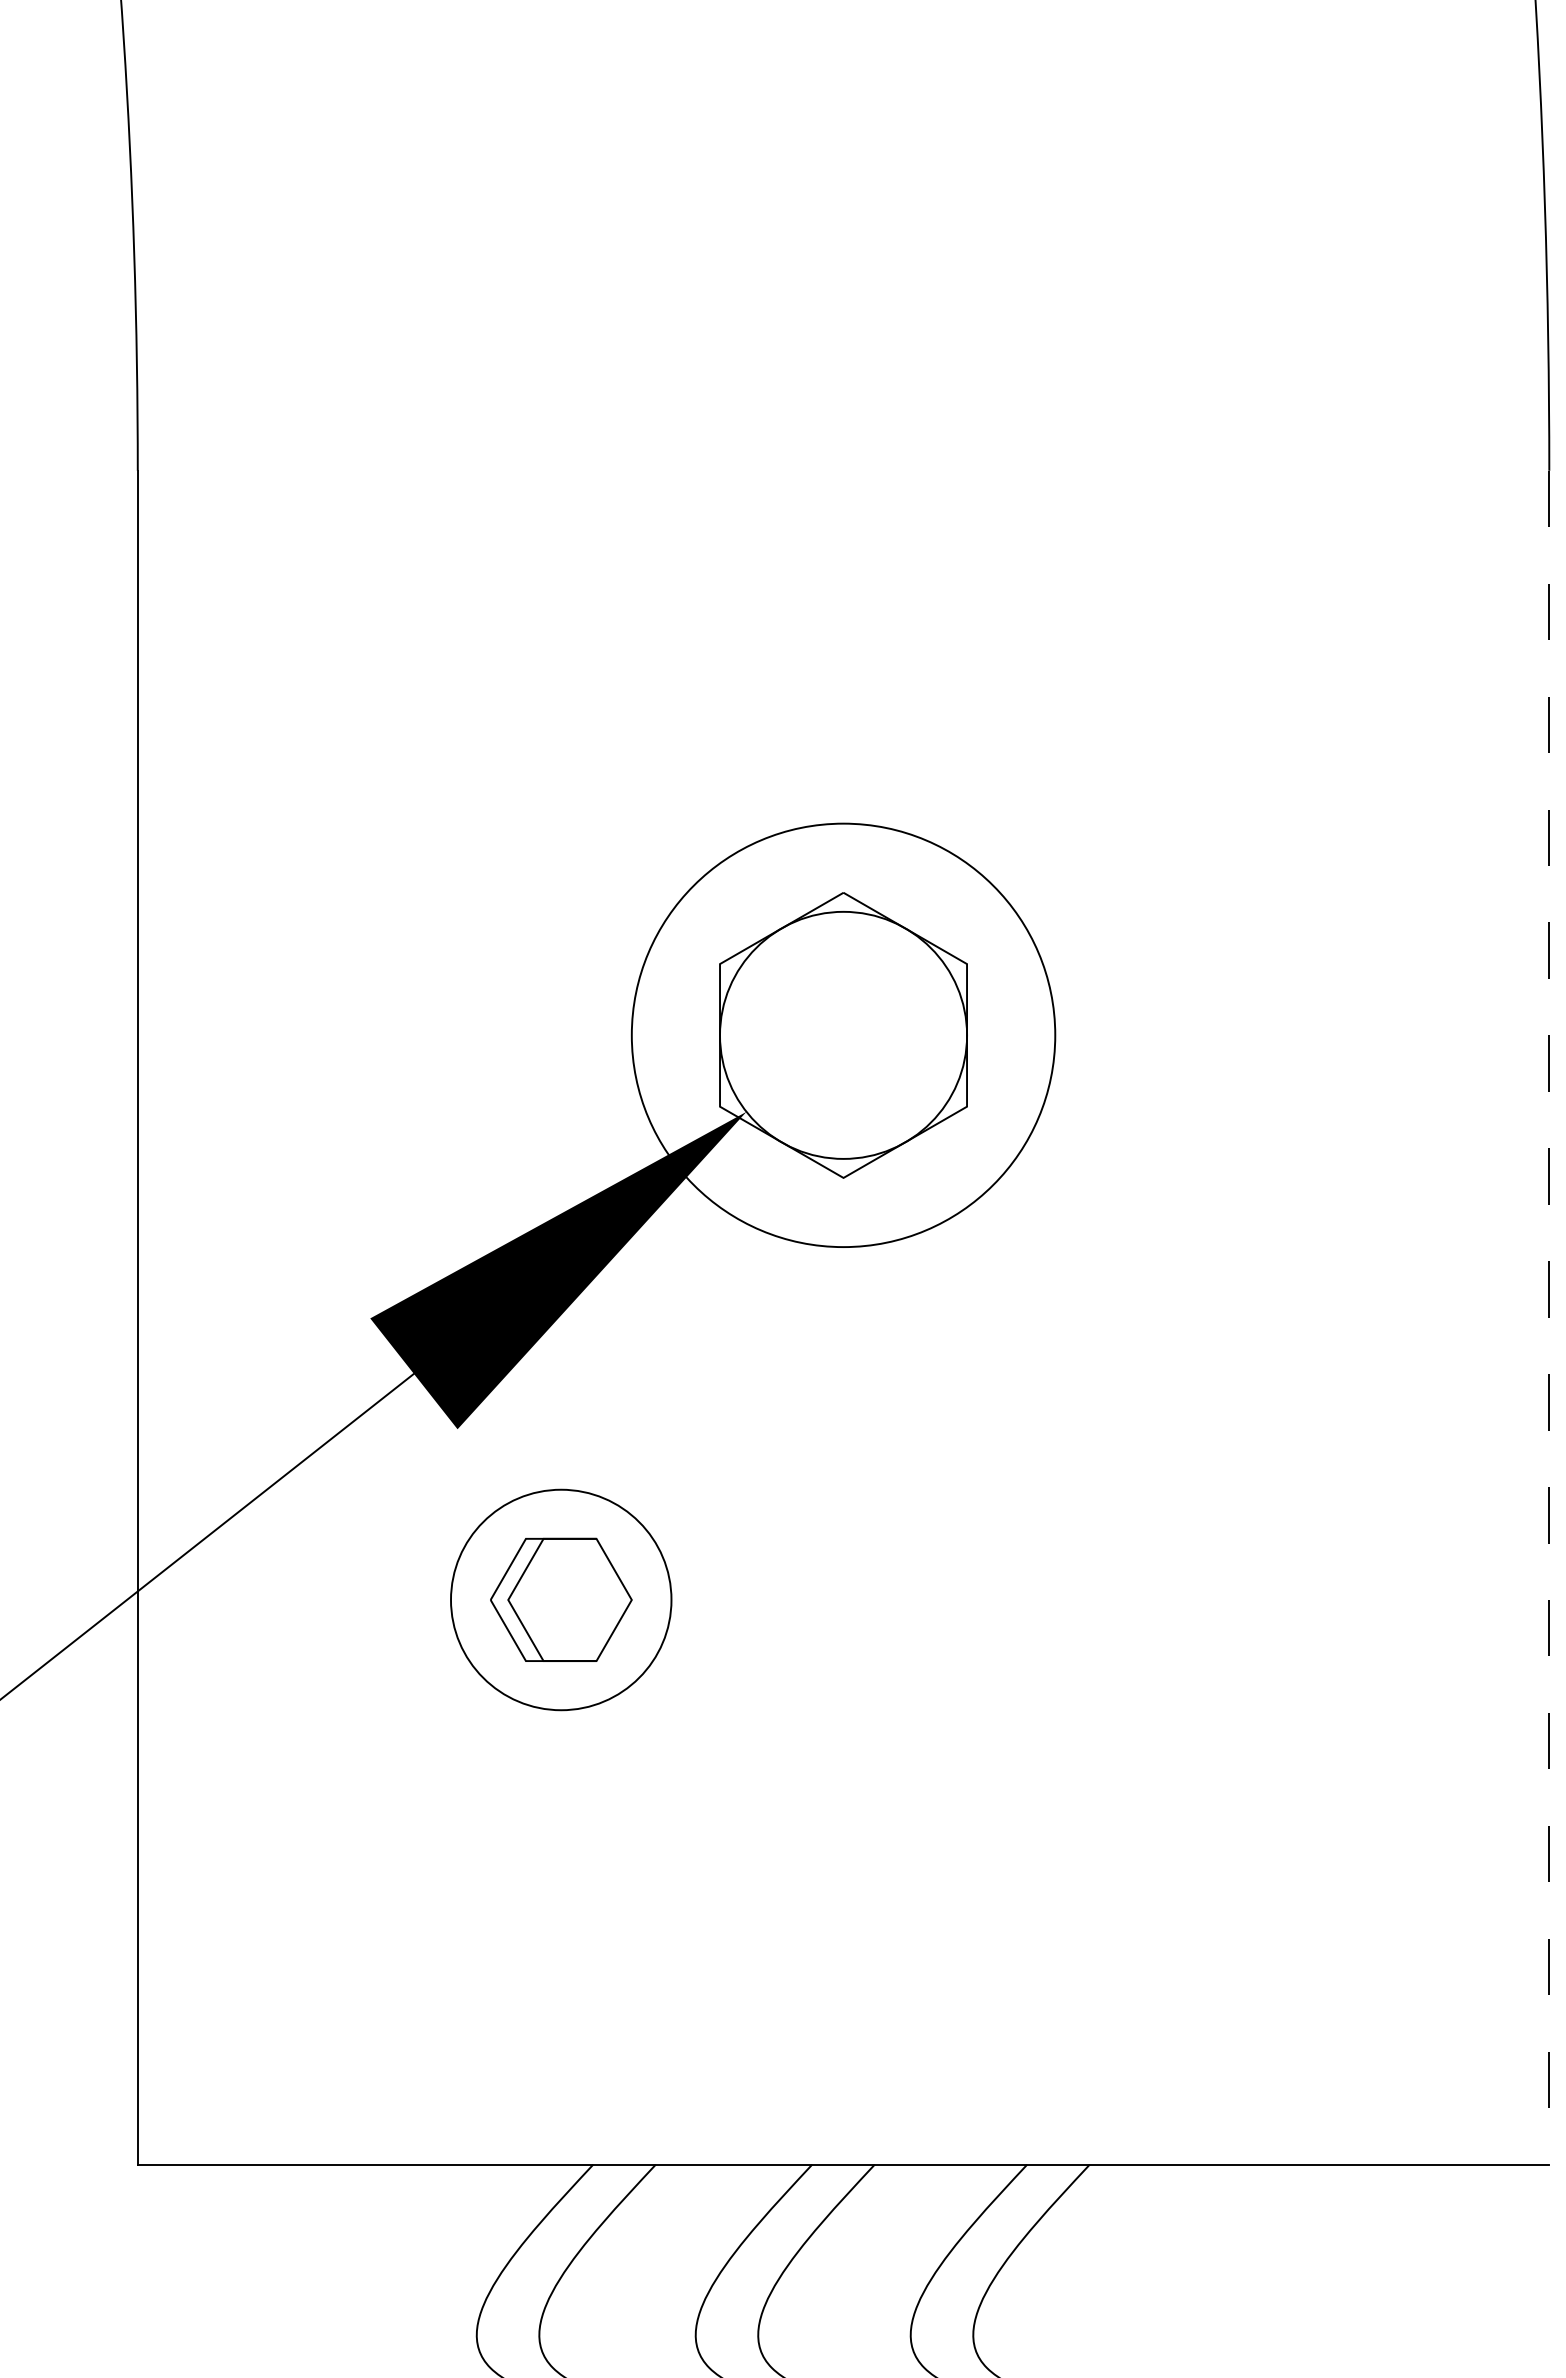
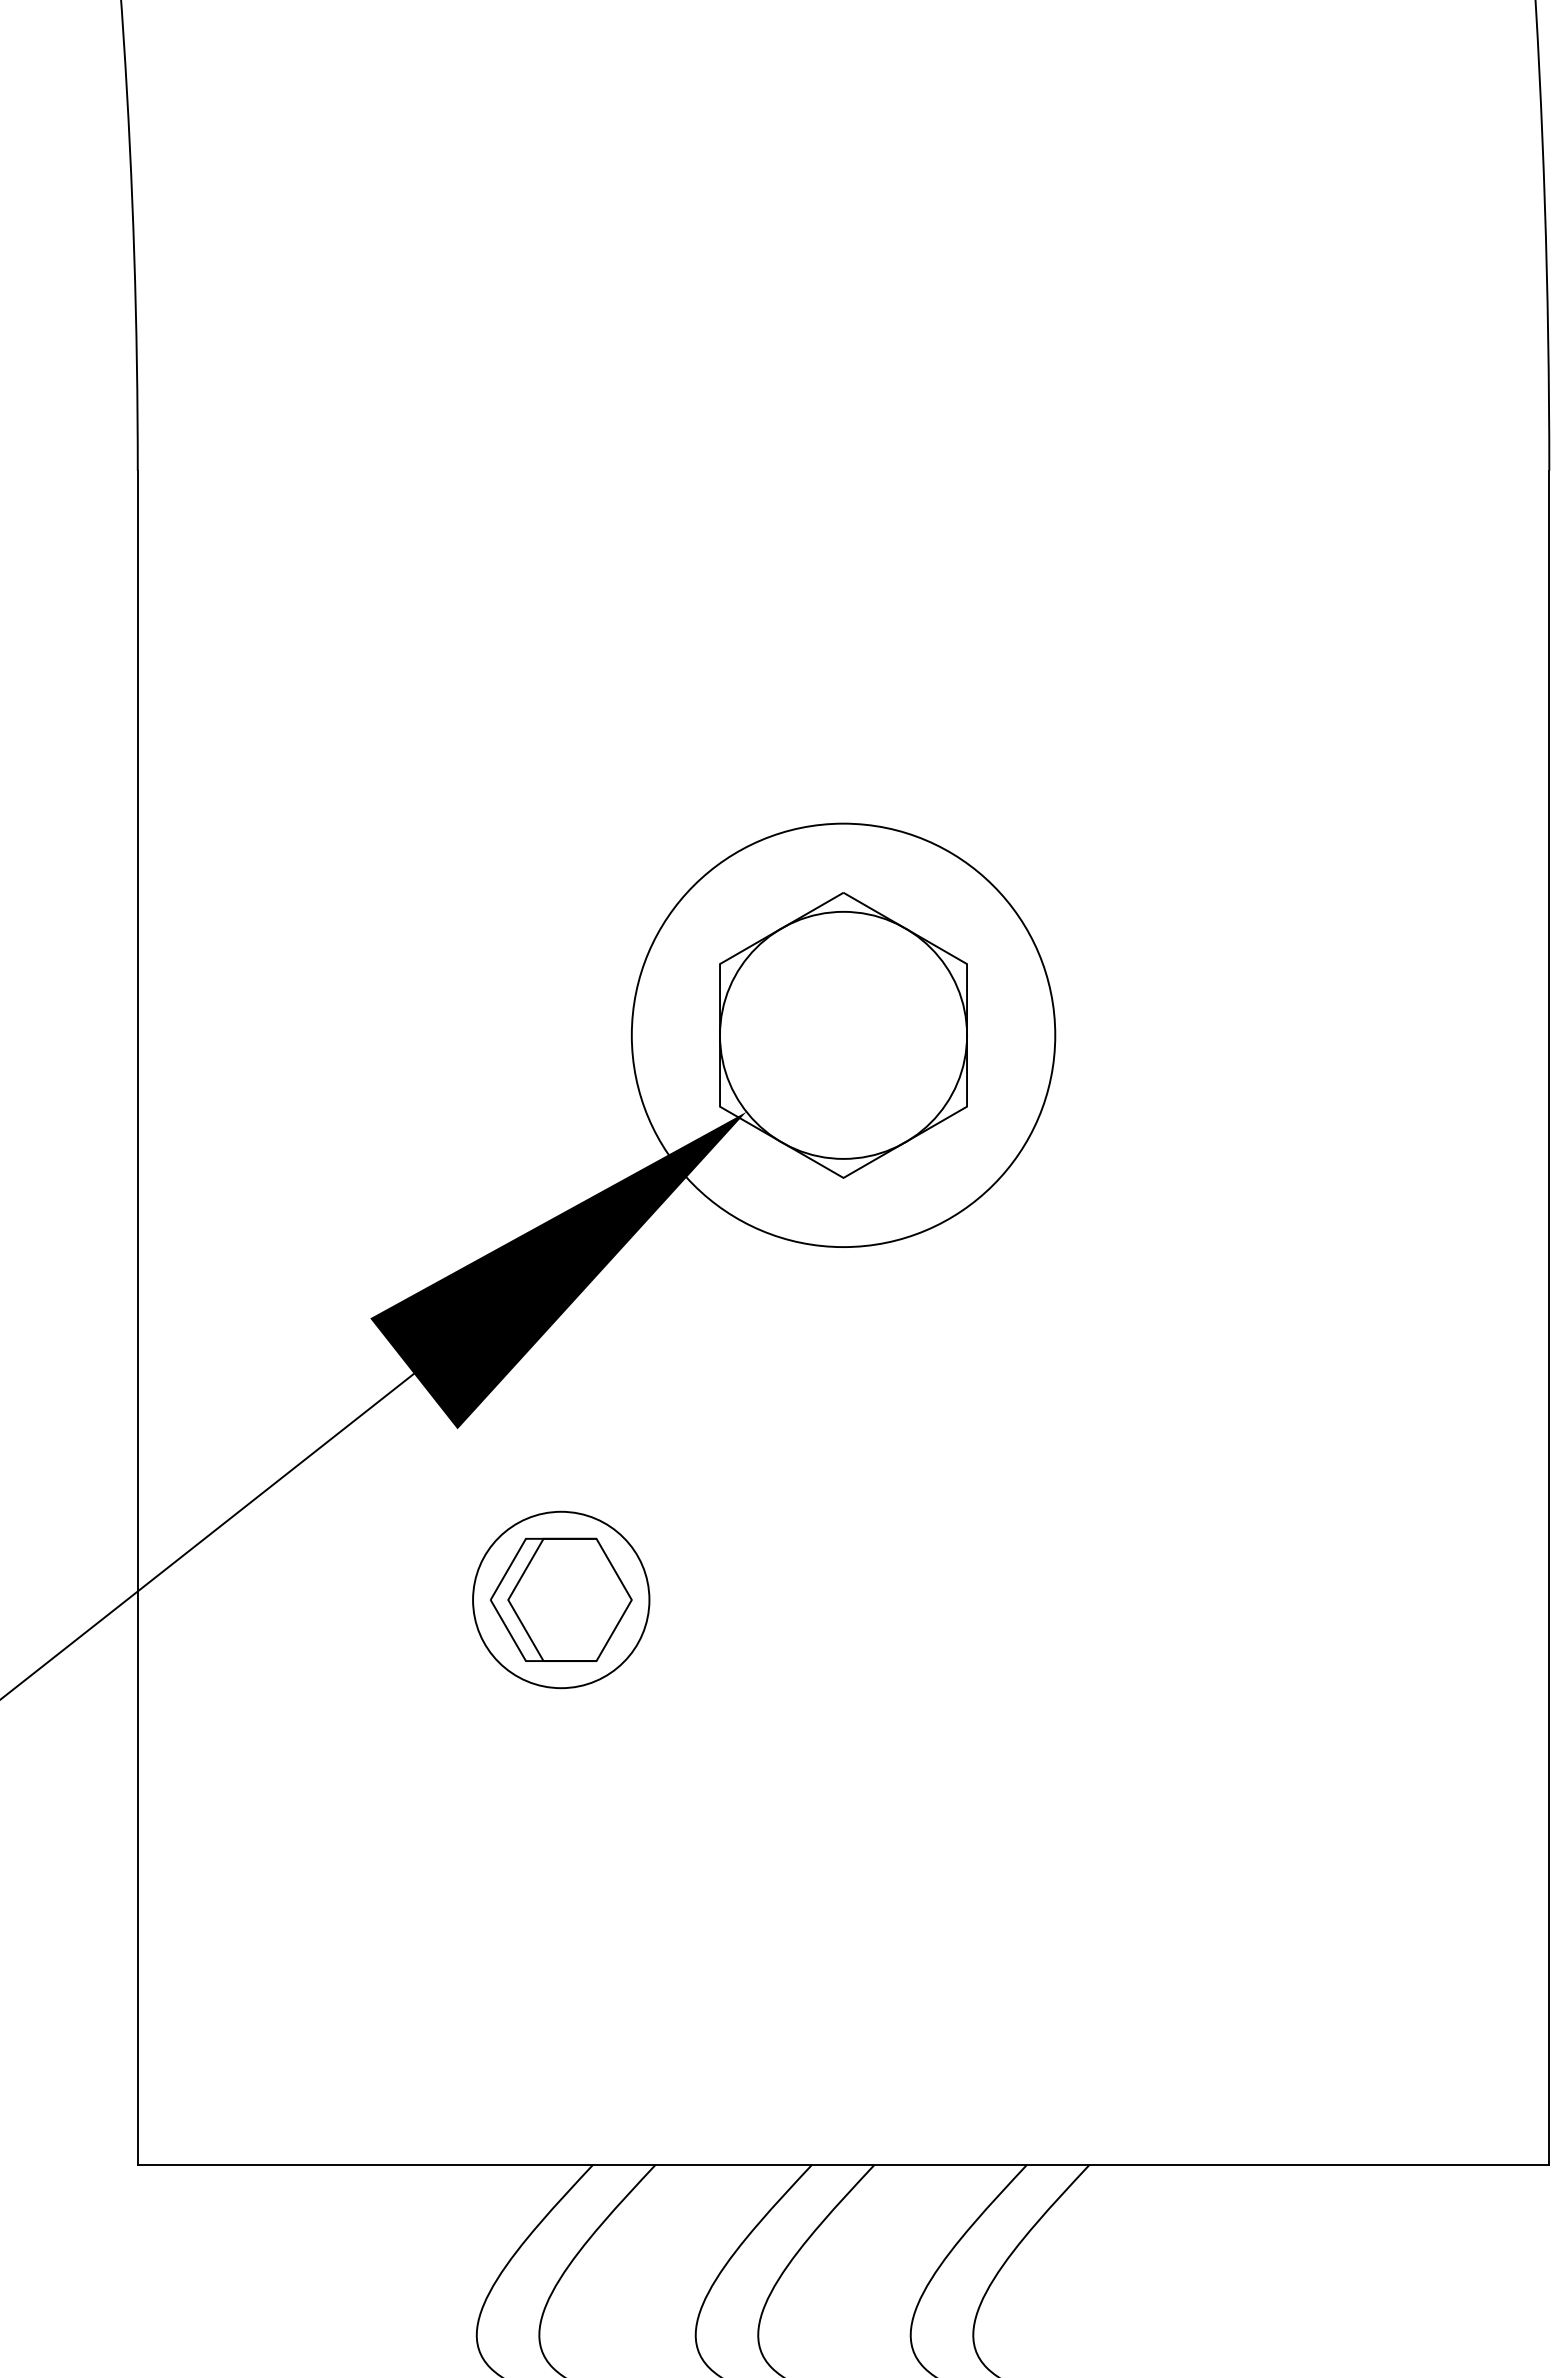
line: dashed -> solid (1549, 1317)
circle diameter: 220 px -> 176 px (561, 1599)
